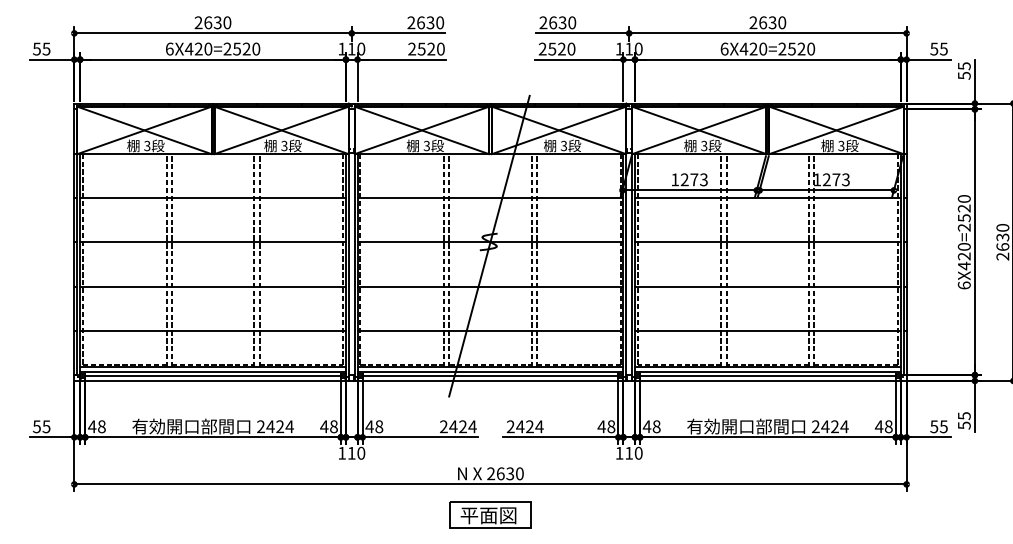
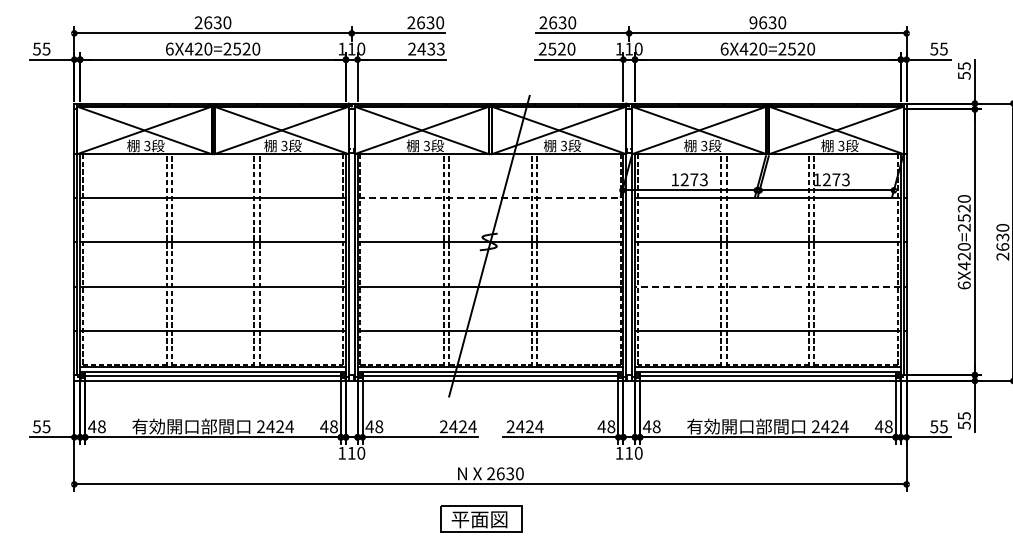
text: 2630 -> 9630 (753, 23)
text: 2520 -> 2433 (430, 48)
line: solid -> dashed (490, 197)
line: solid -> dashed (767, 286)
part position: (490, 514) -> (481, 518) (481, 518)
